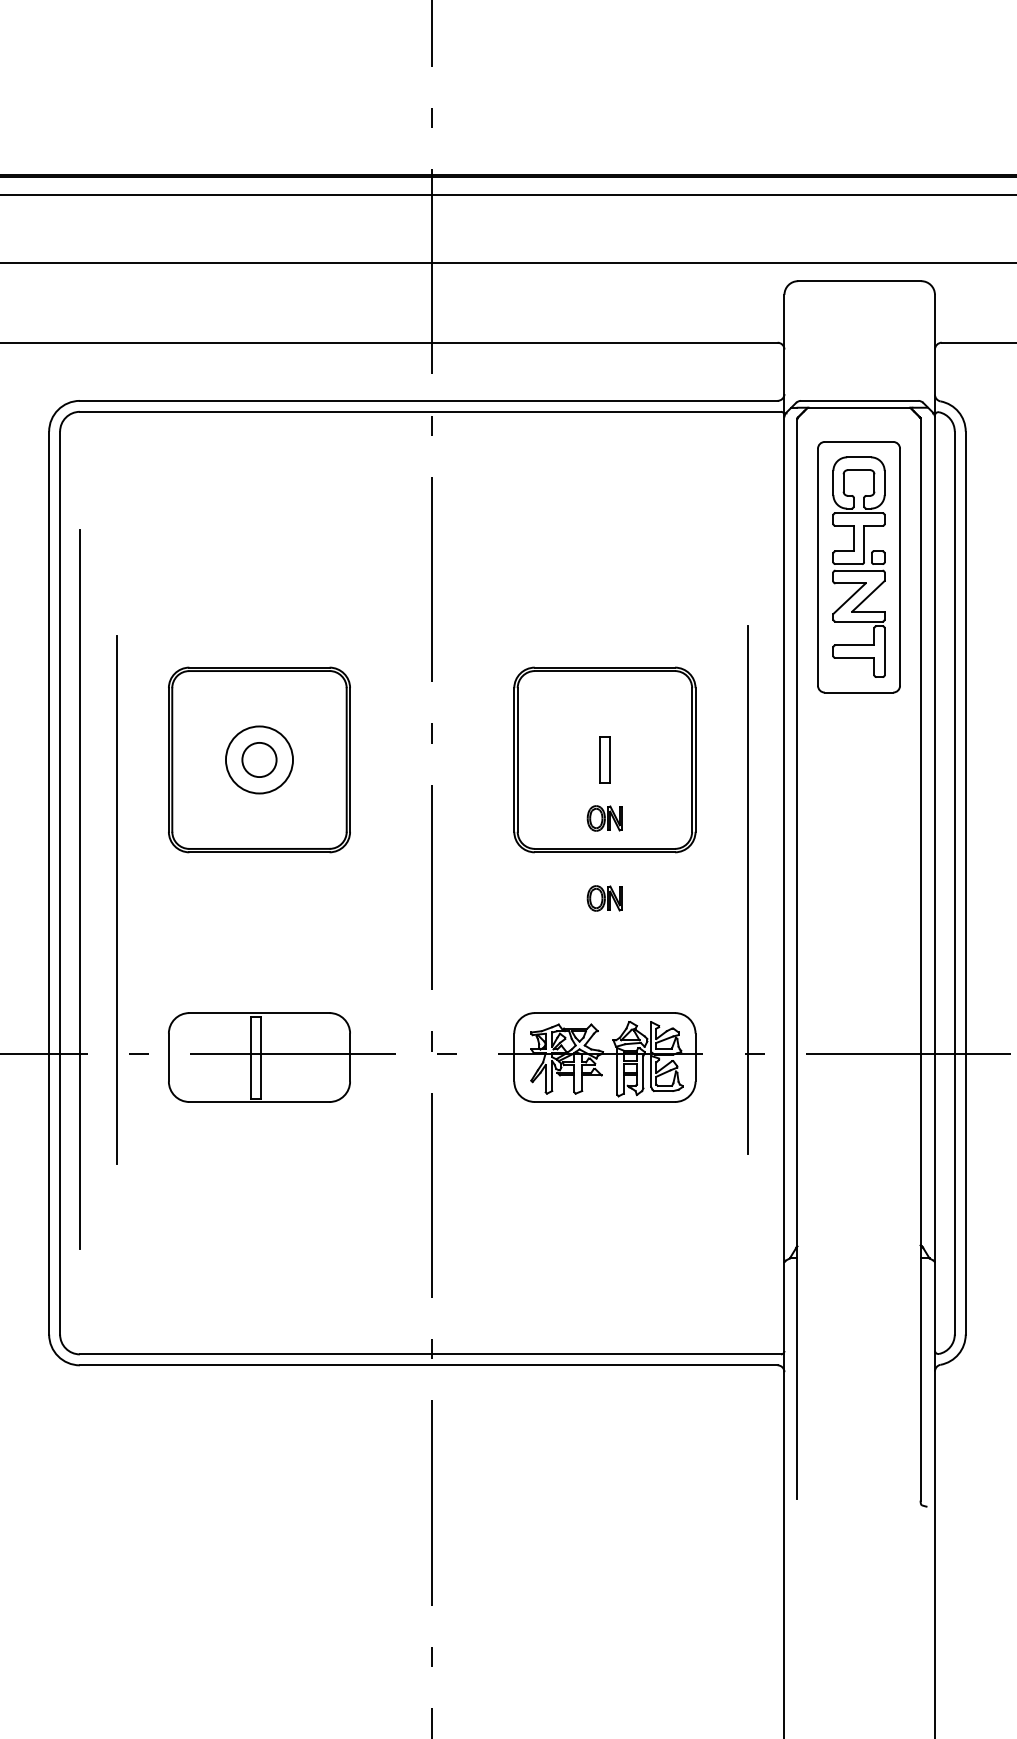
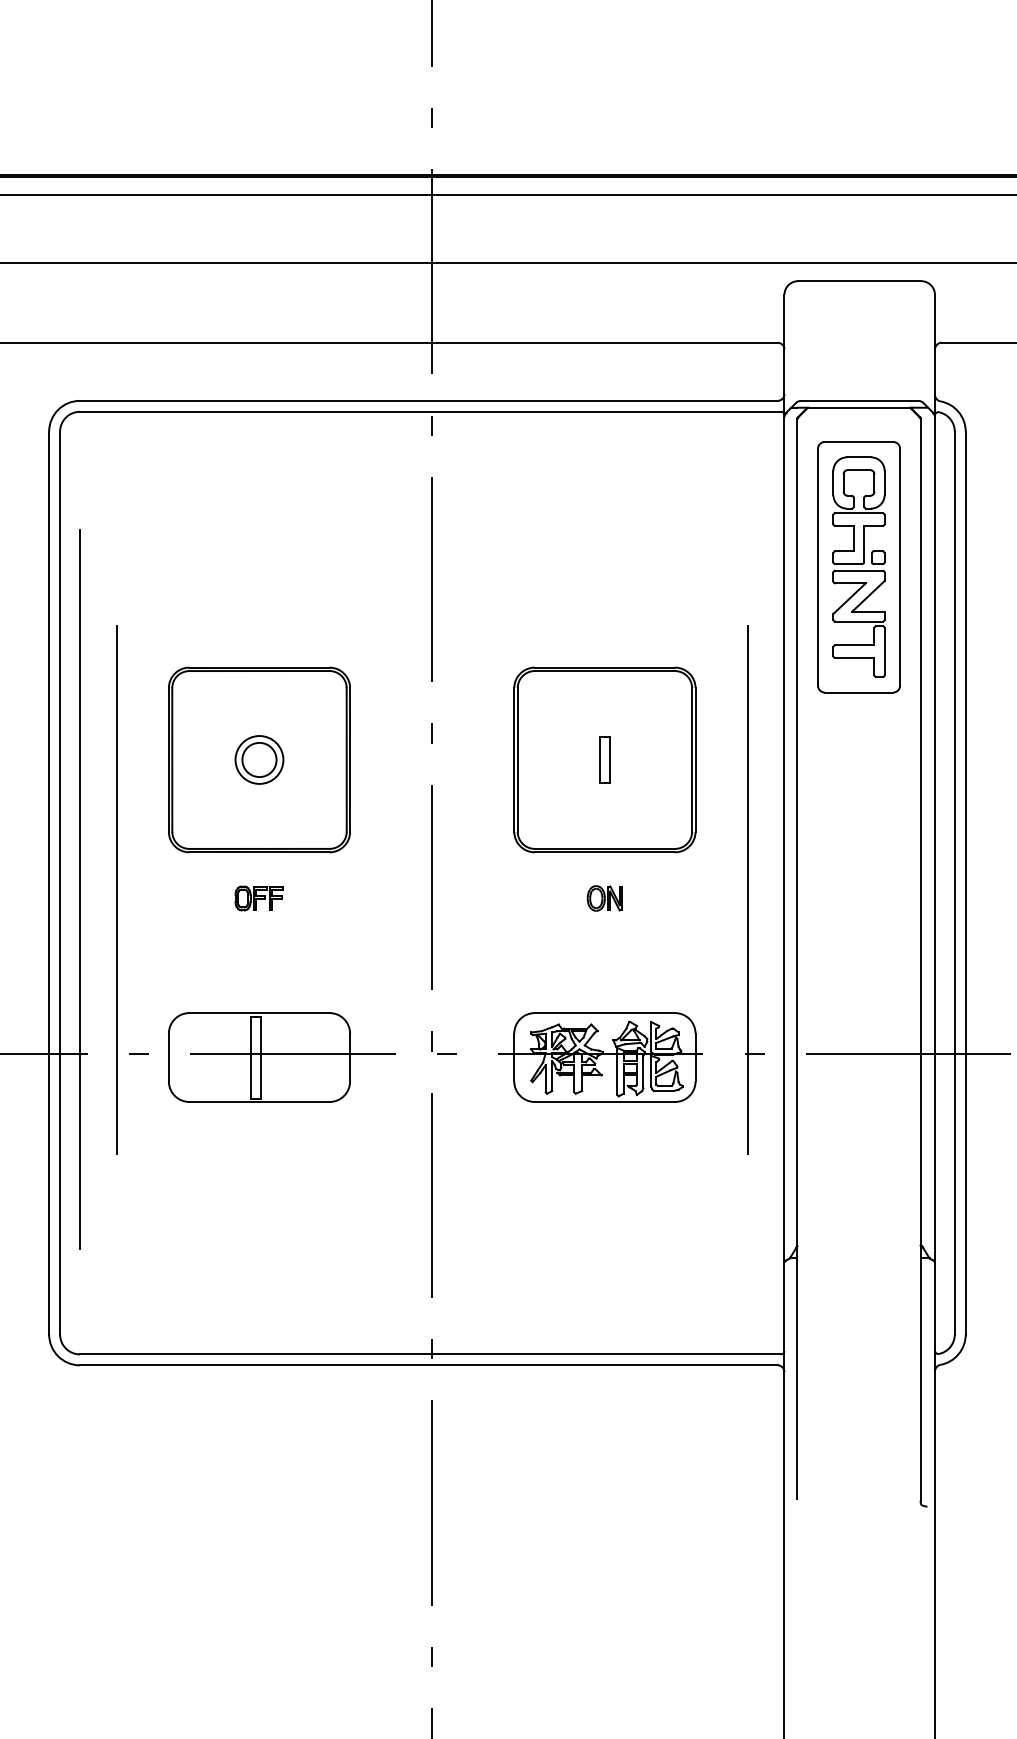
circle diameter: 67 px -> 48 px (259, 759)
part: present -> none (604, 818)
part: none -> present (258, 898)
line position: (116, 899) -> (116, 889) (116, 889)
